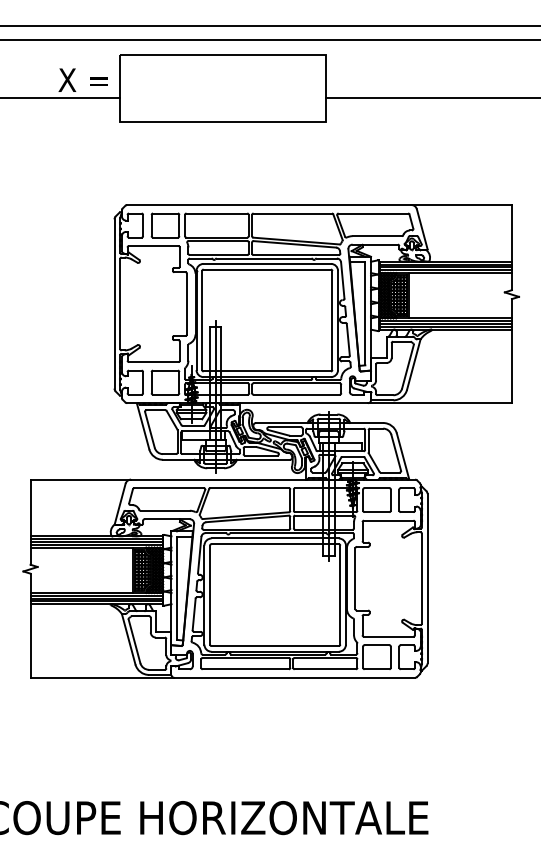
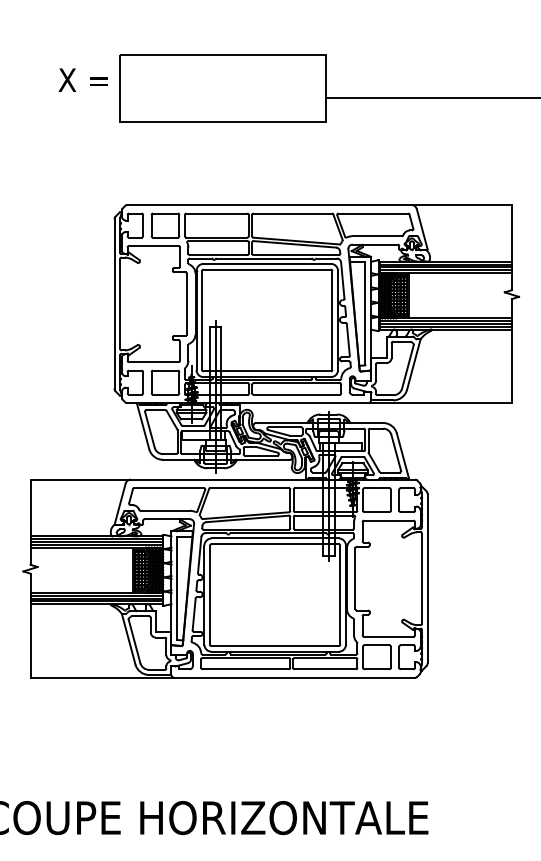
line: present -> none (269, 25)
line: present -> none (269, 39)
line: present -> none (60, 97)
